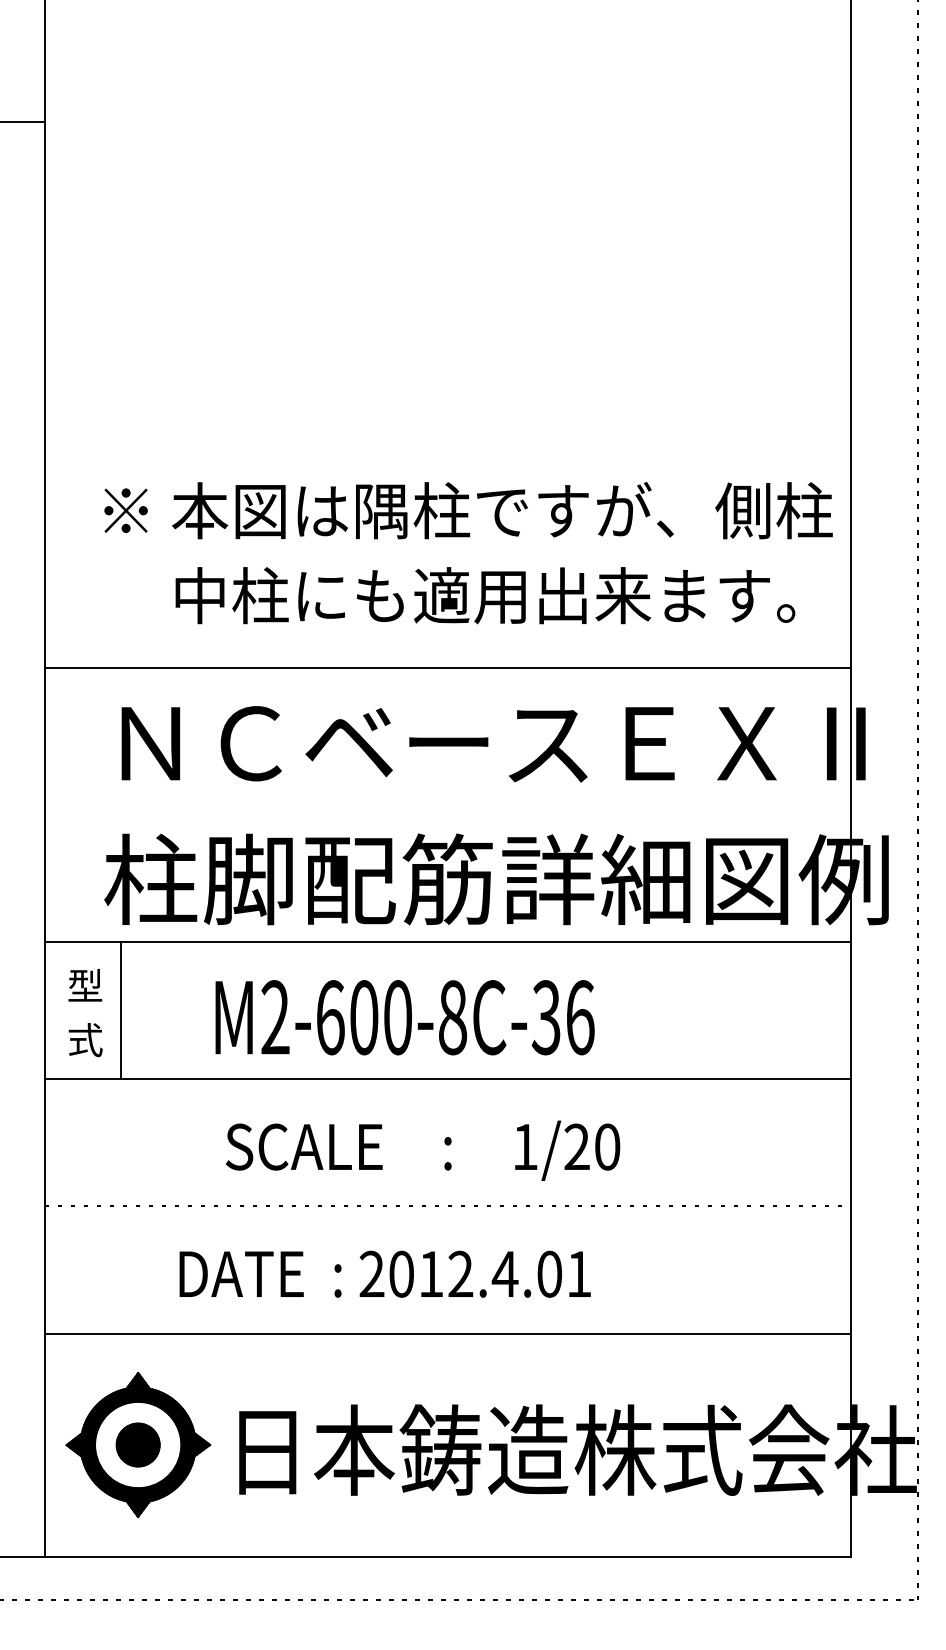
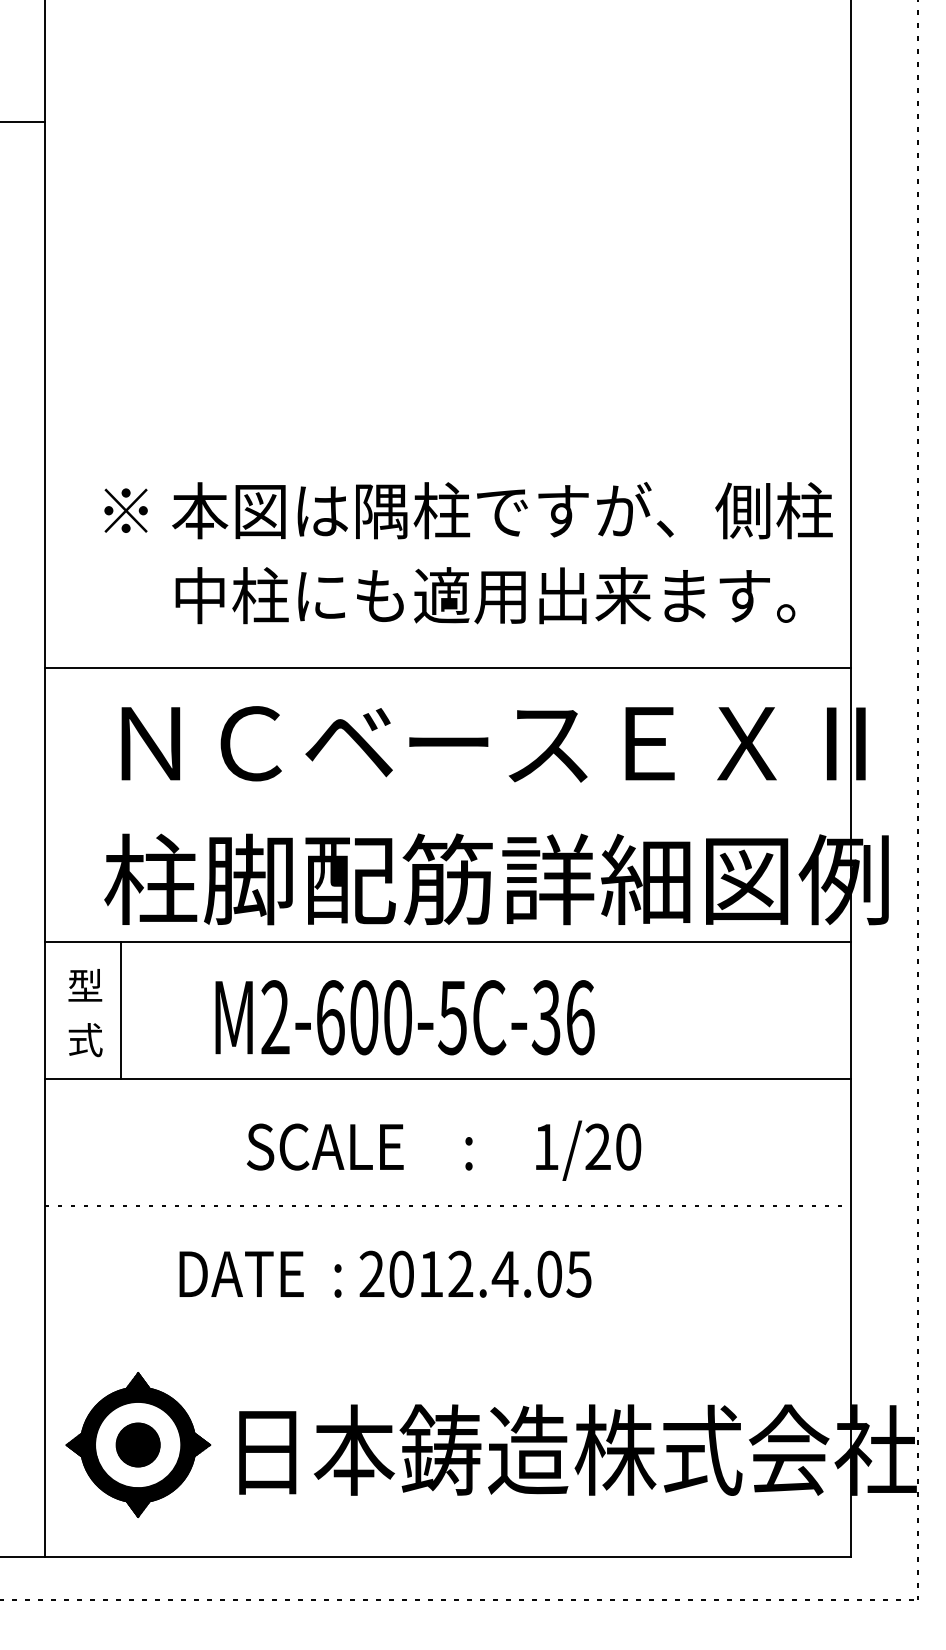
text: M2-600-8C-36 -> M2-600-5C-36 (452, 1017)
text position: (423, 1150) -> (444, 1150) (444, 1150)
text: 2012.4.01 -> 2012.4.05 (578, 1274)
line: present -> none (447, 1333)
